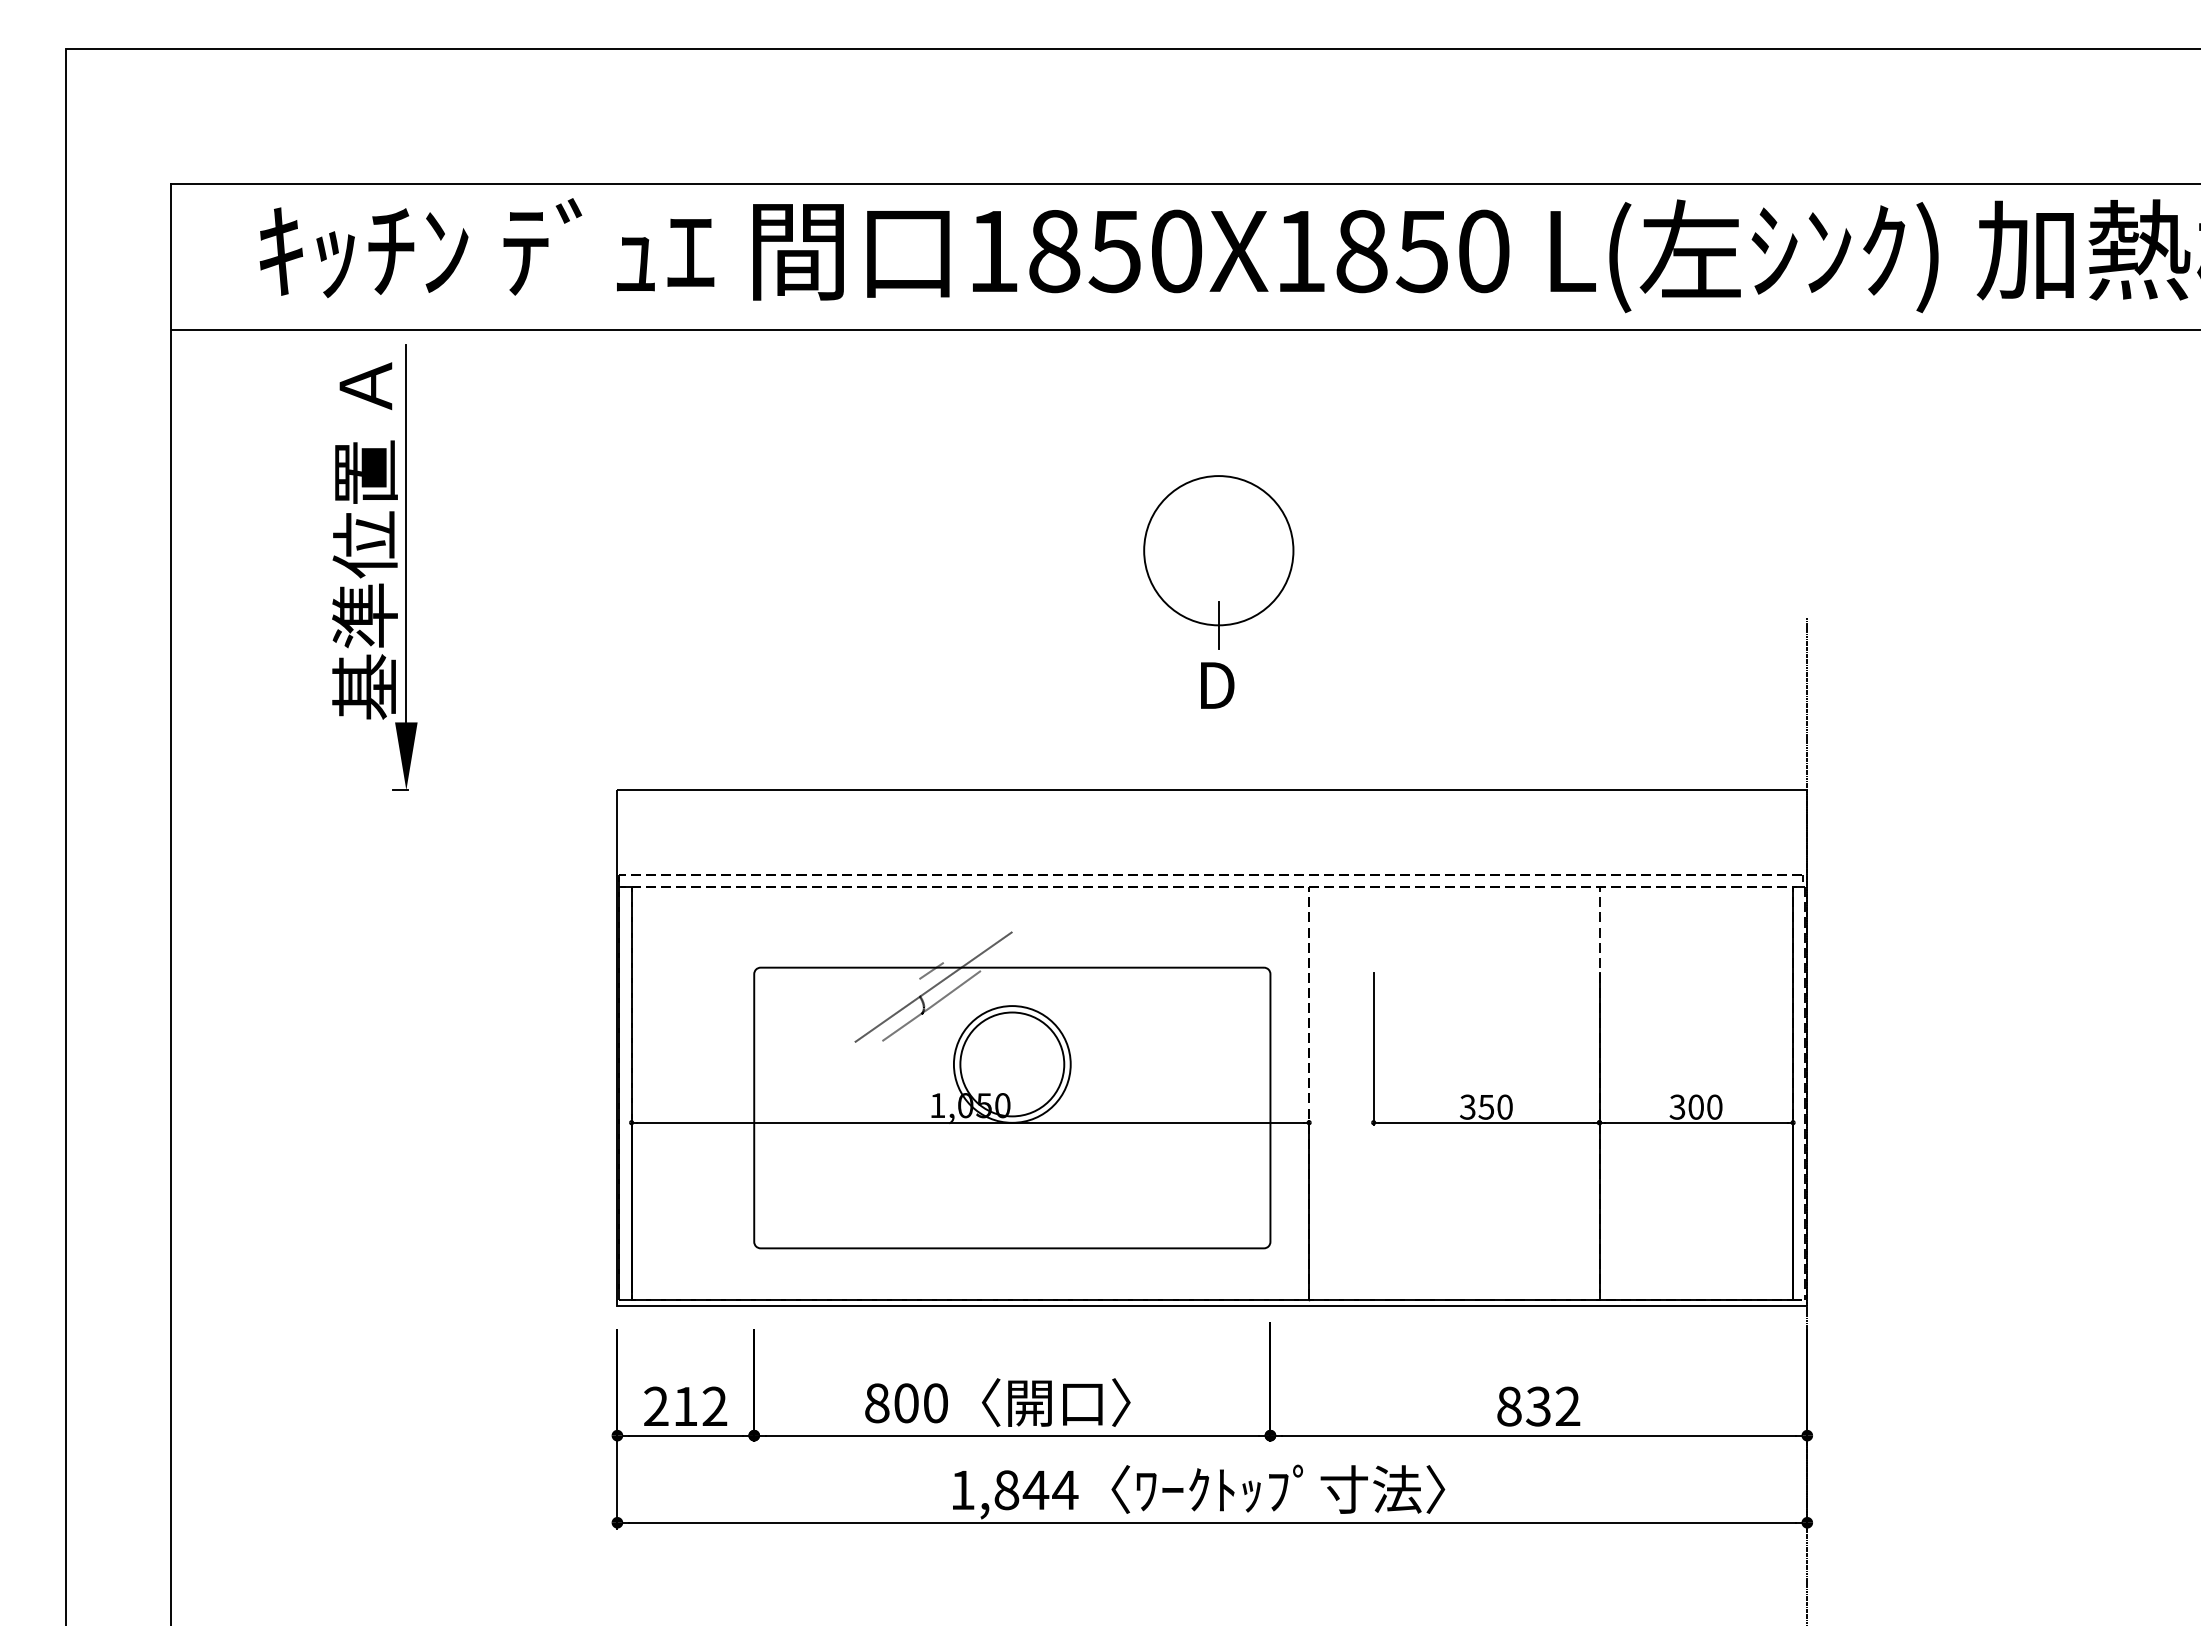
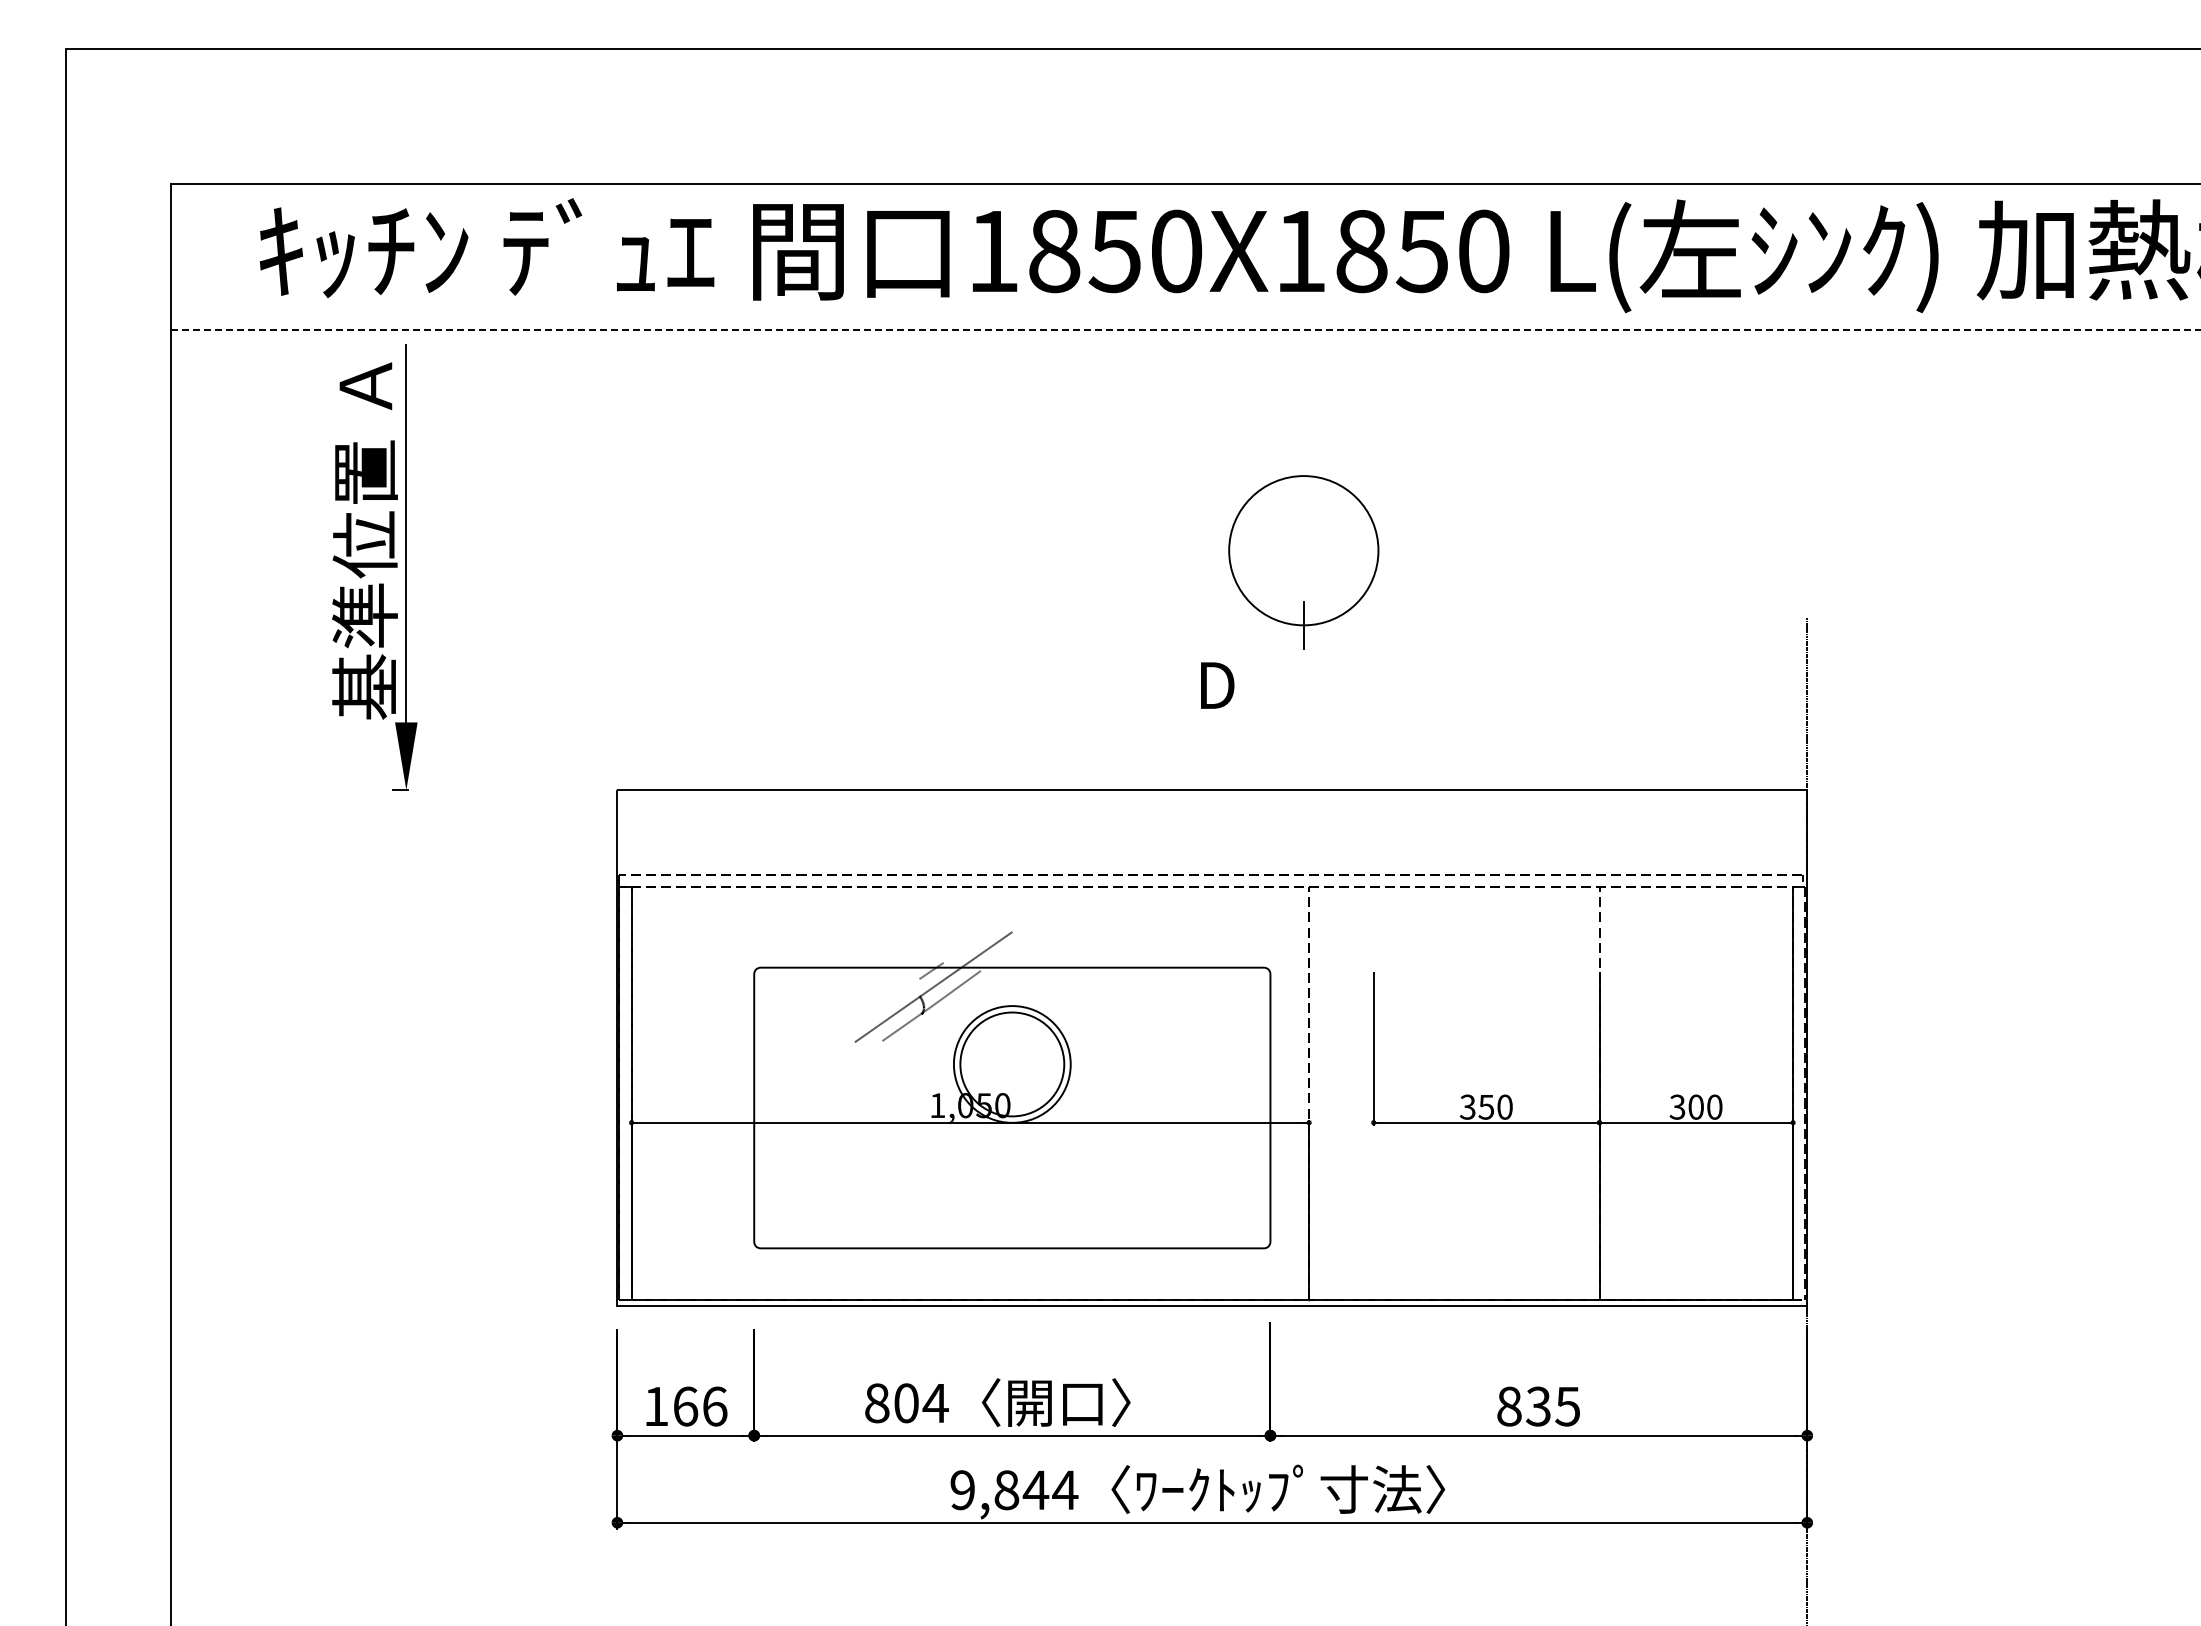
line: solid -> dashed (1186, 330)
part position: (1218, 562) -> (1303, 562) (1303, 562)
text: 800 -> 804 (935, 1403)
text: 212 -> 166 (685, 1406)
text: 832 -> 835 (1567, 1406)
text: 1,844 -> 9,844 (962, 1490)
